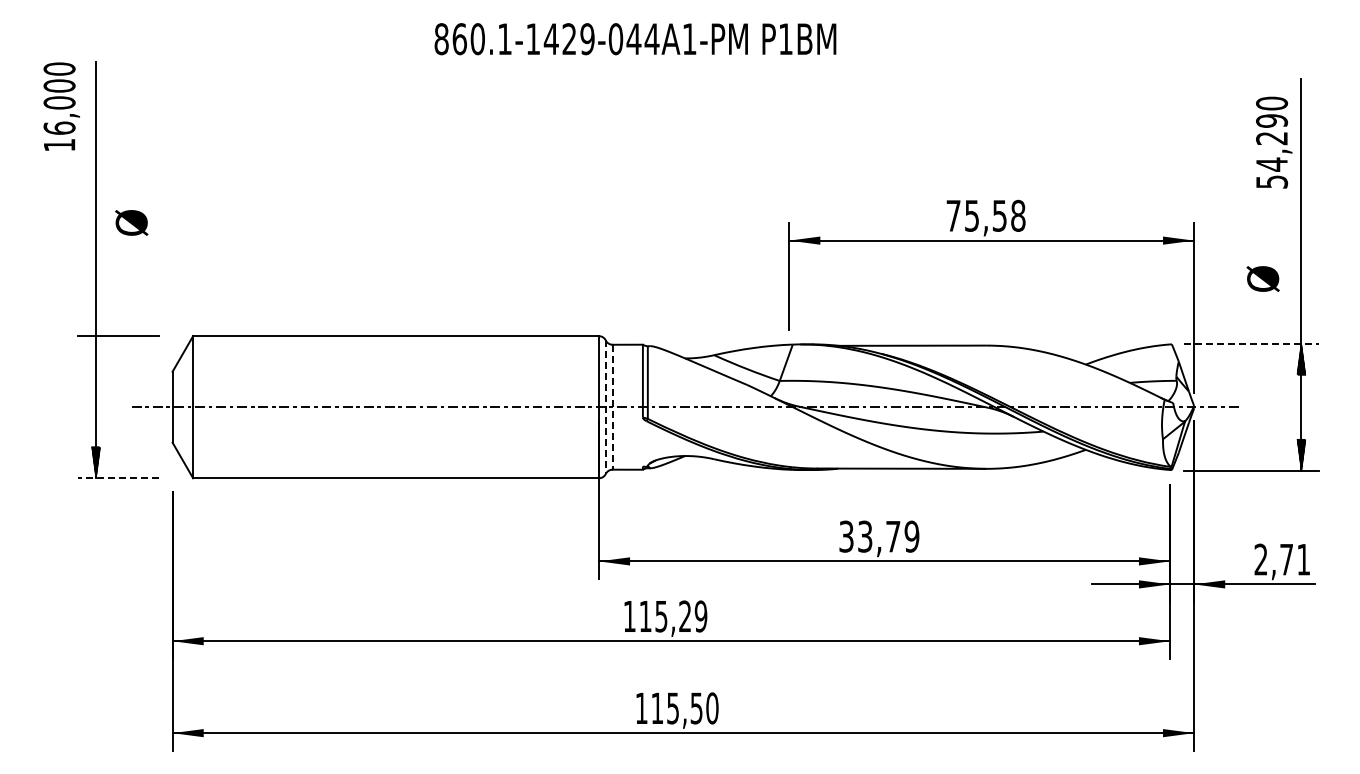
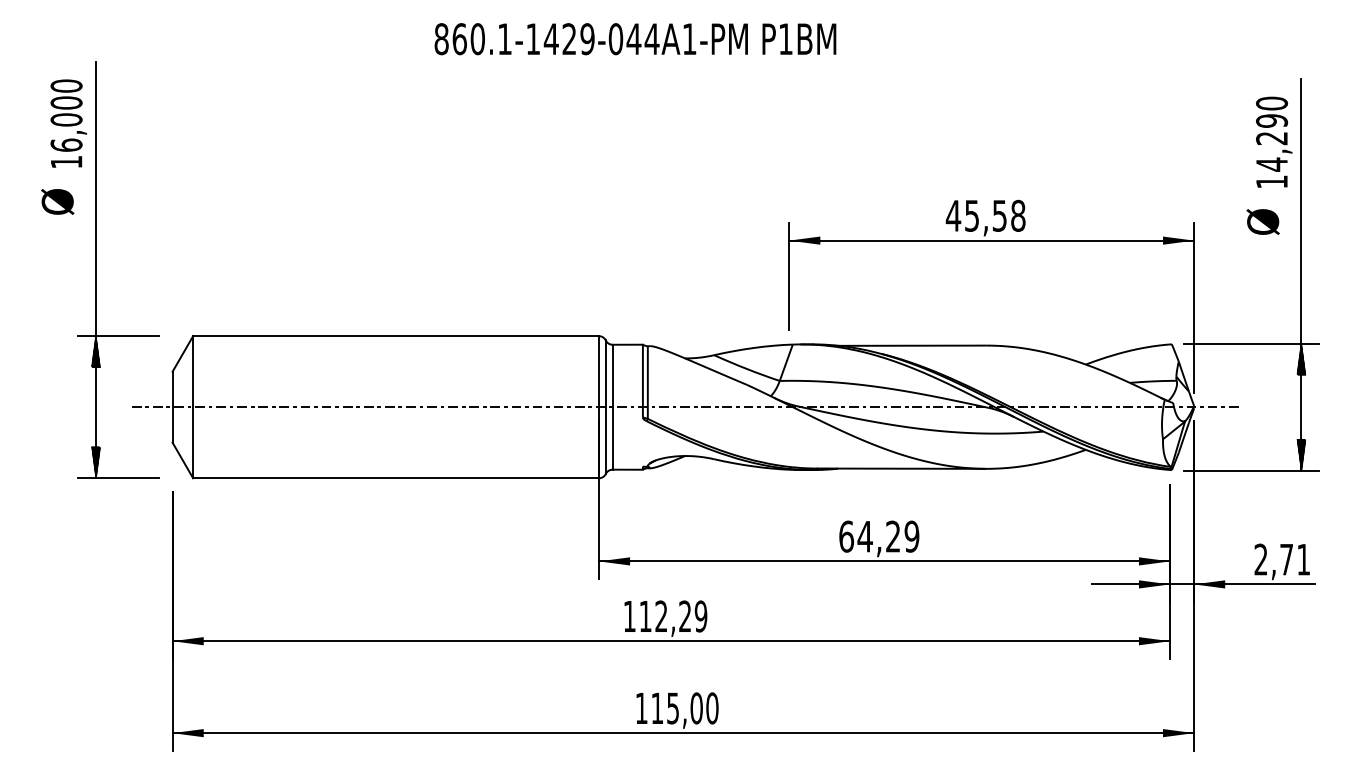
text position: (61, 106) -> (68, 123) (68, 123)
text: 54,290 -> 14,290 (1272, 181)
text: 75,58 -> 45,58 (953, 215)
text position: (131, 222) -> (57, 201) (57, 201)
text position: (1262, 278) -> (1262, 221) (1262, 221)
line: dashed -> solid (1251, 343)
hatch: none -> present (95, 351)
line: dashed -> solid (605, 407)
line: dashed -> solid (612, 407)
line: dashed -> solid (117, 478)
text: 33,79 -> 64,29 (869, 536)
text: 115,29 -> 112,29 (661, 616)
text: 115,50 -> 115,00 (696, 708)
